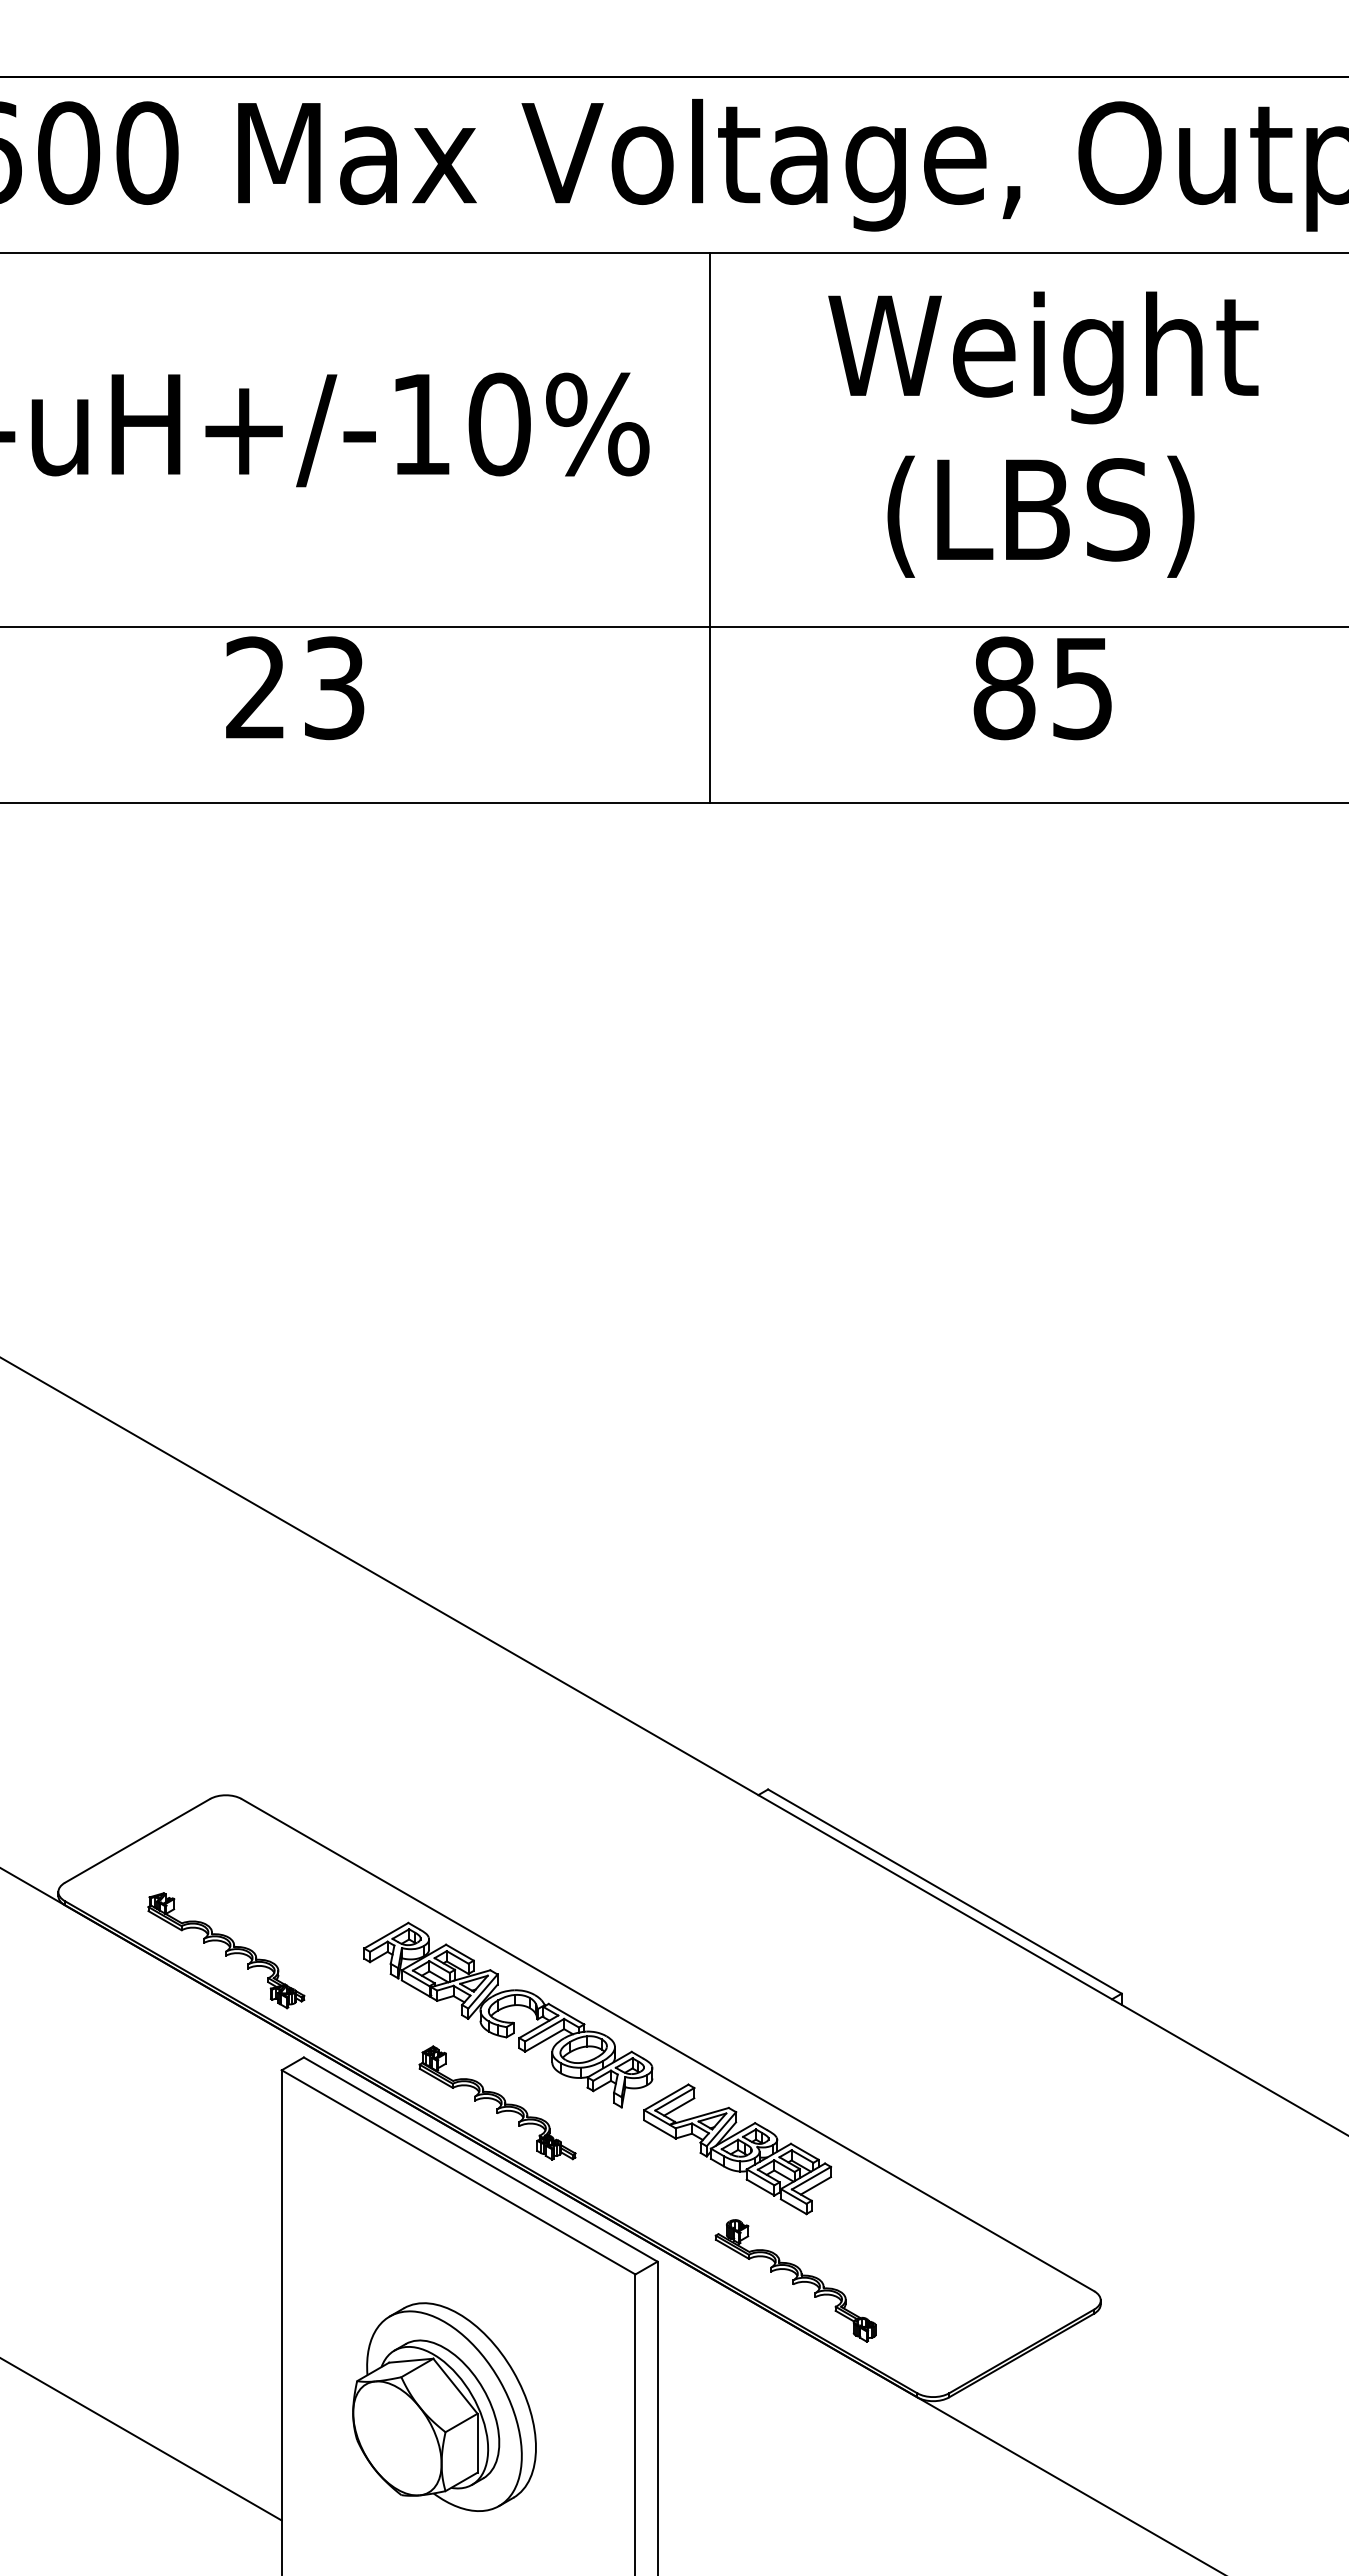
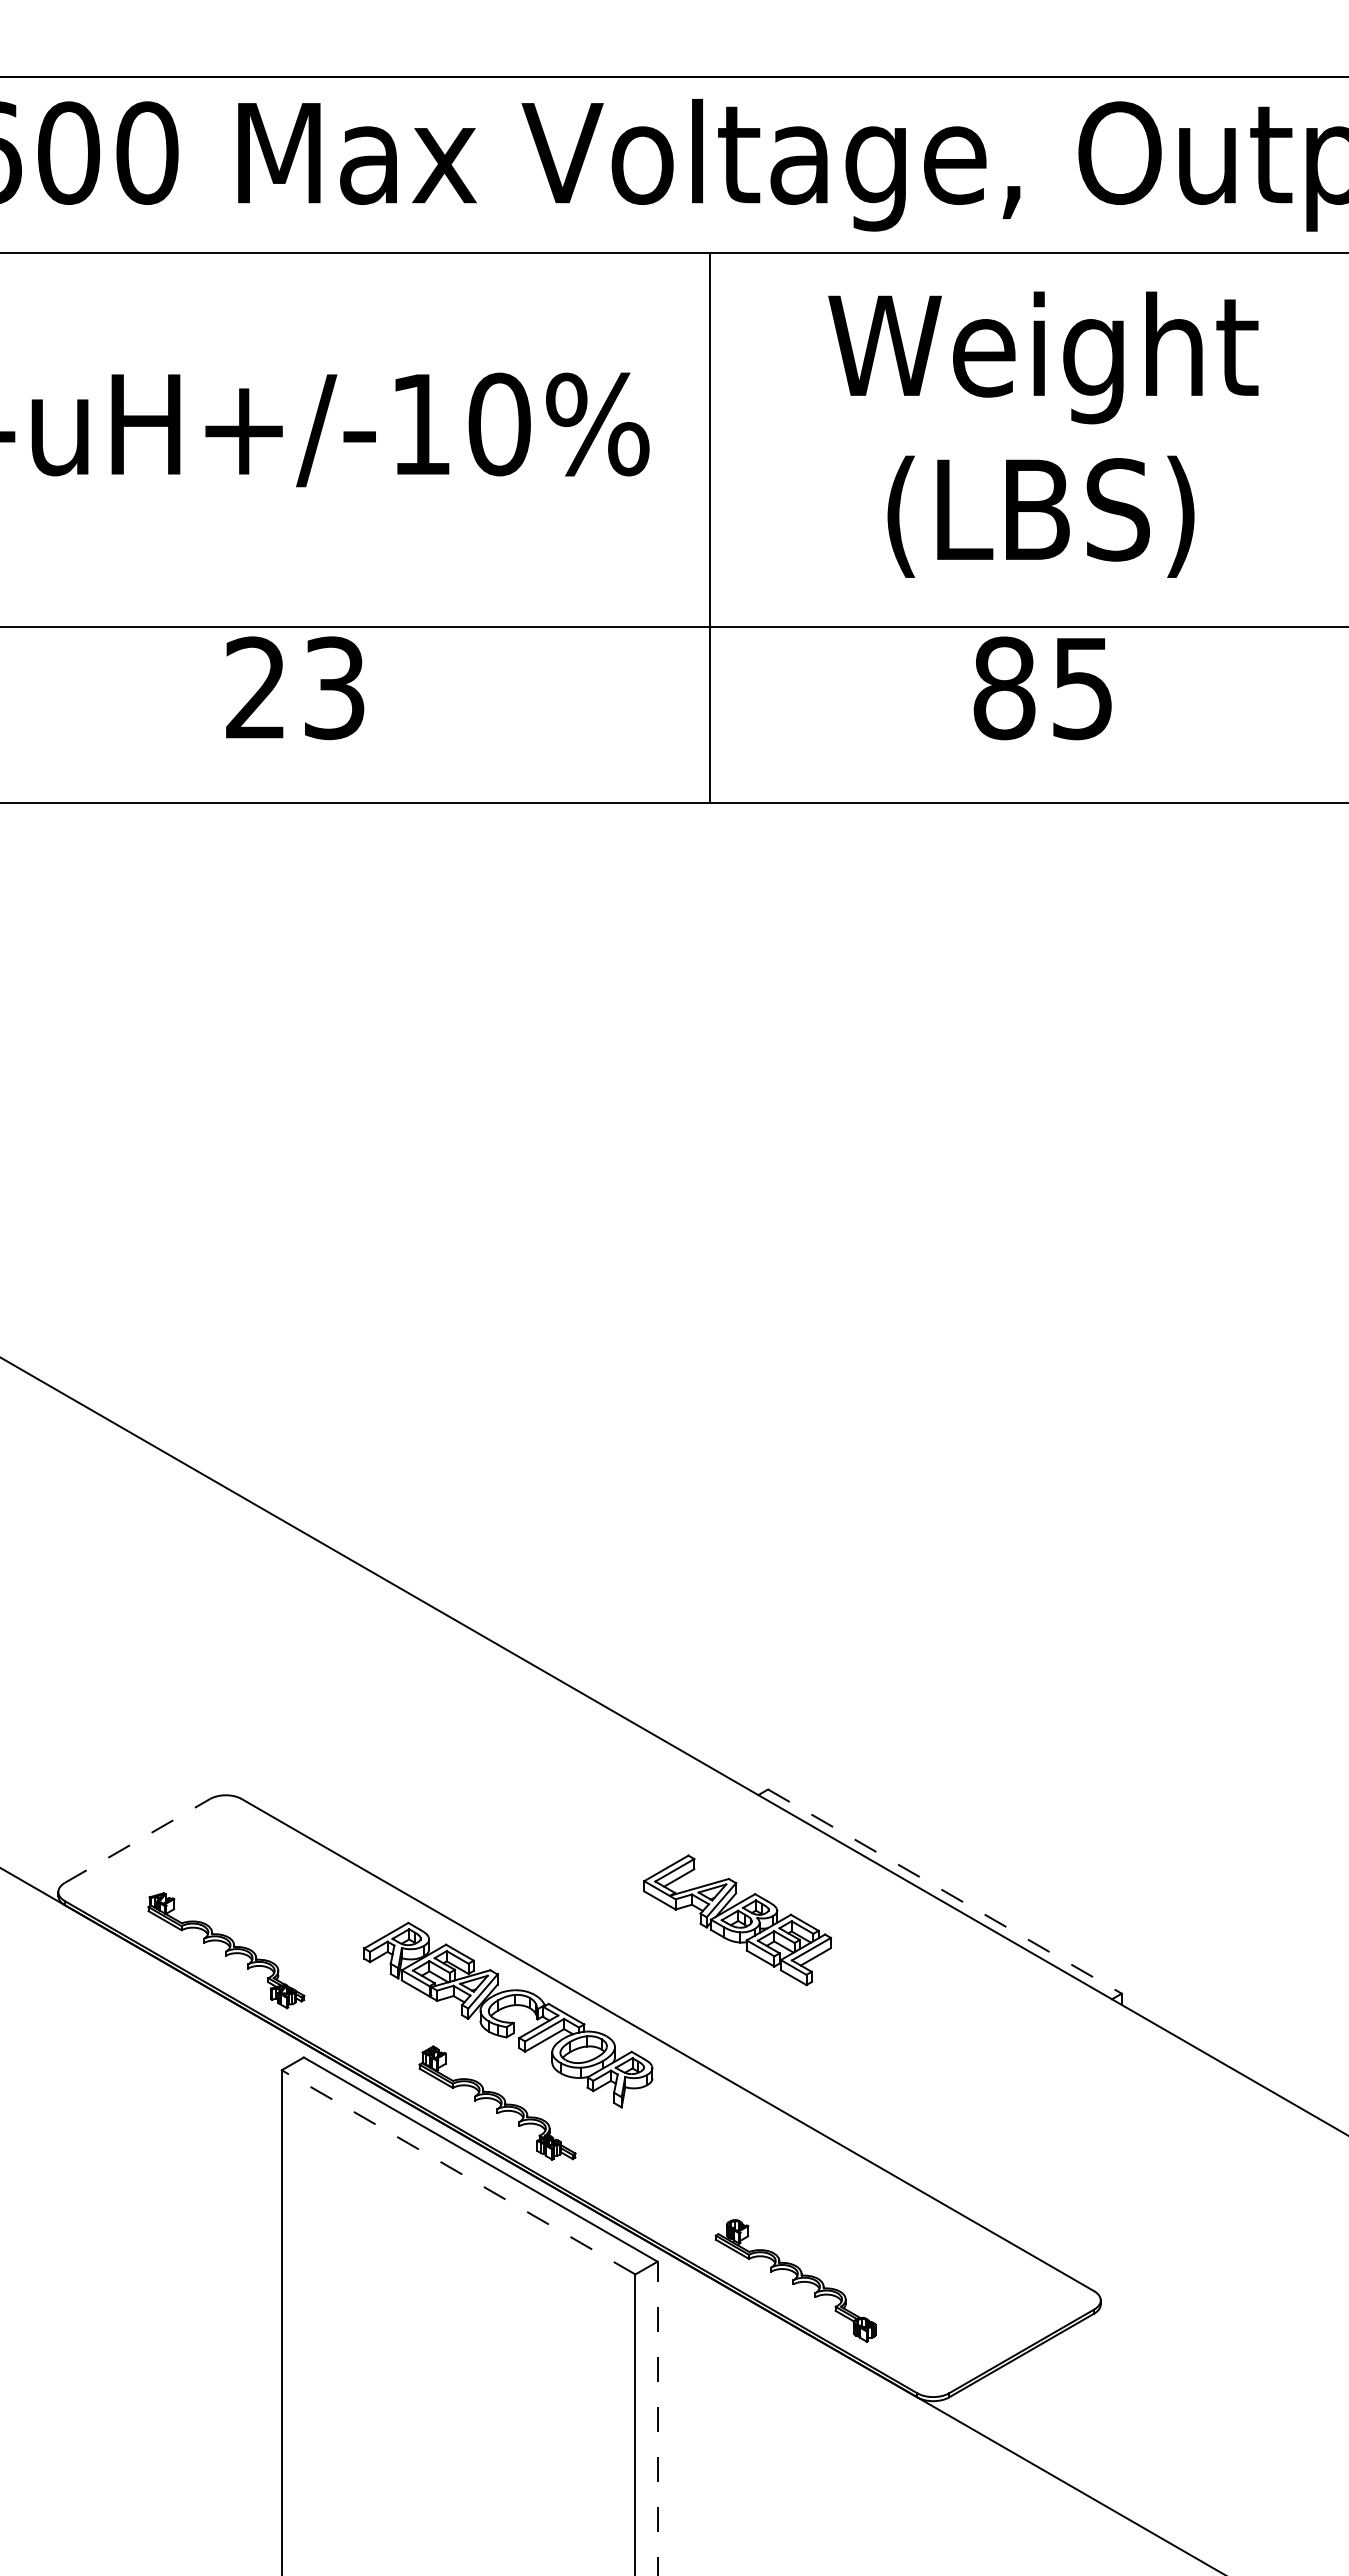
line: solid -> dashed (137, 1840)
line: solid -> dashed (945, 1891)
part position: (737, 2149) -> (737, 1920) (737, 1920)
line: solid -> dashed (458, 2172)
part: present -> none (444, 2406)
line: solid -> dashed (657, 2418)
line: present -> none (141, 2439)
